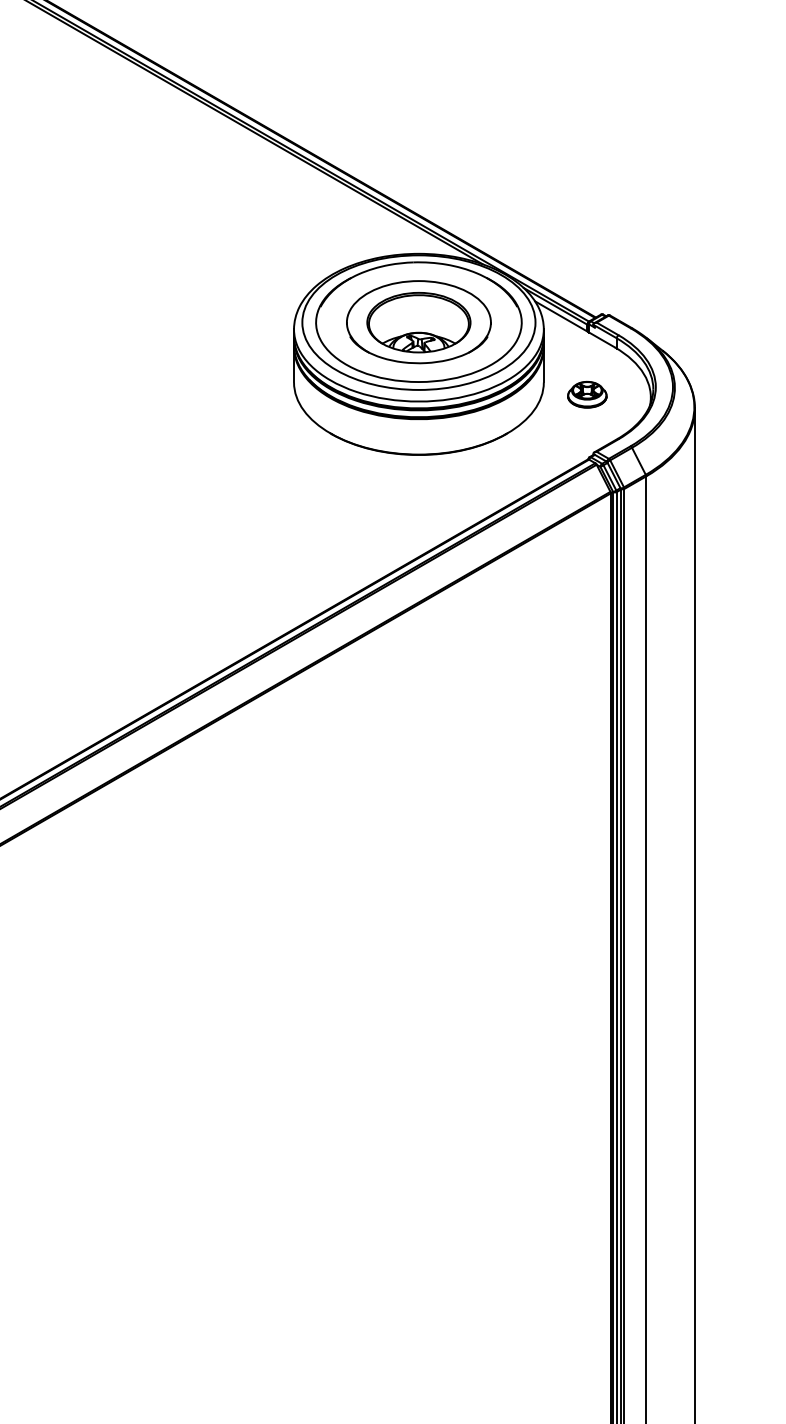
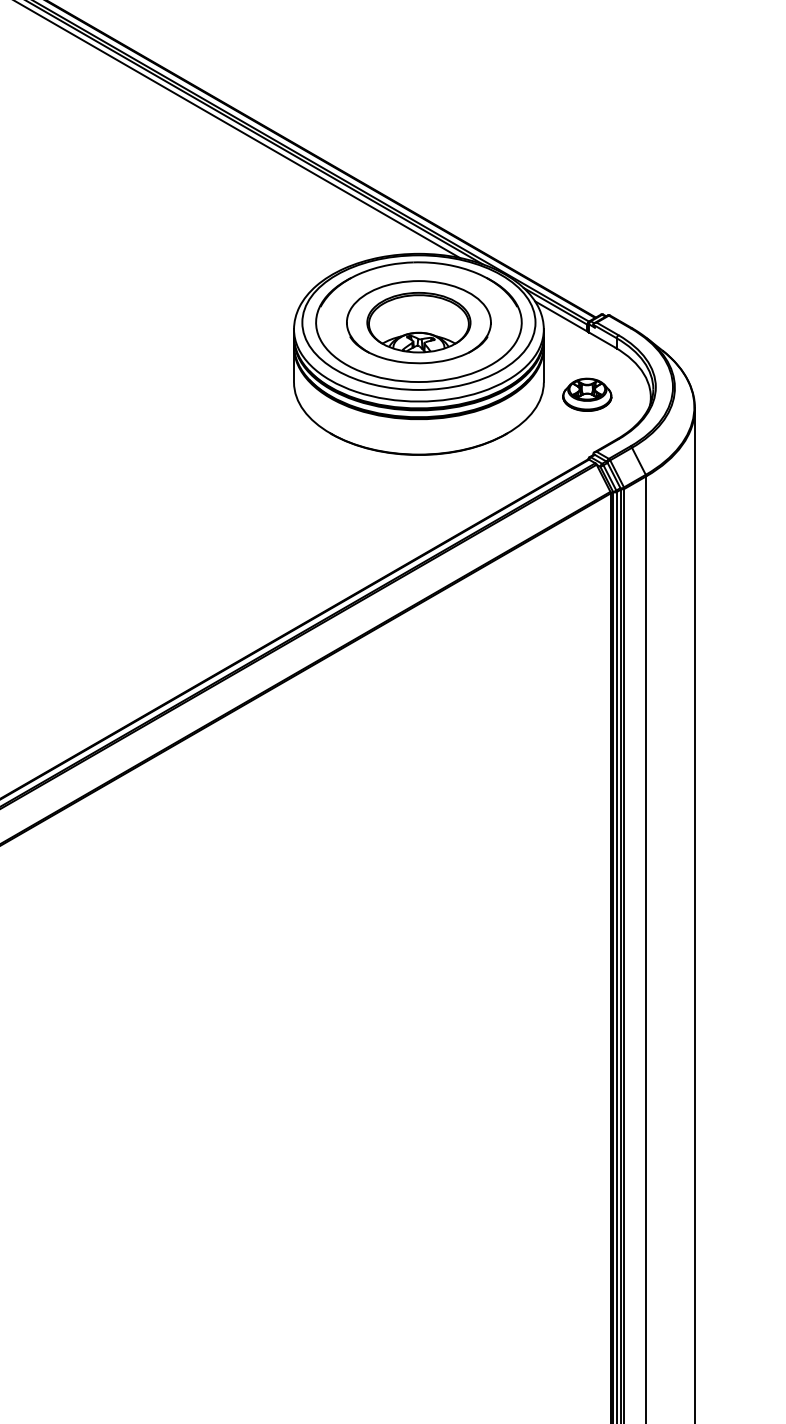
line: none -> present (238, 129)
part size: 41x29 px -> 51x35 px (587, 394)
